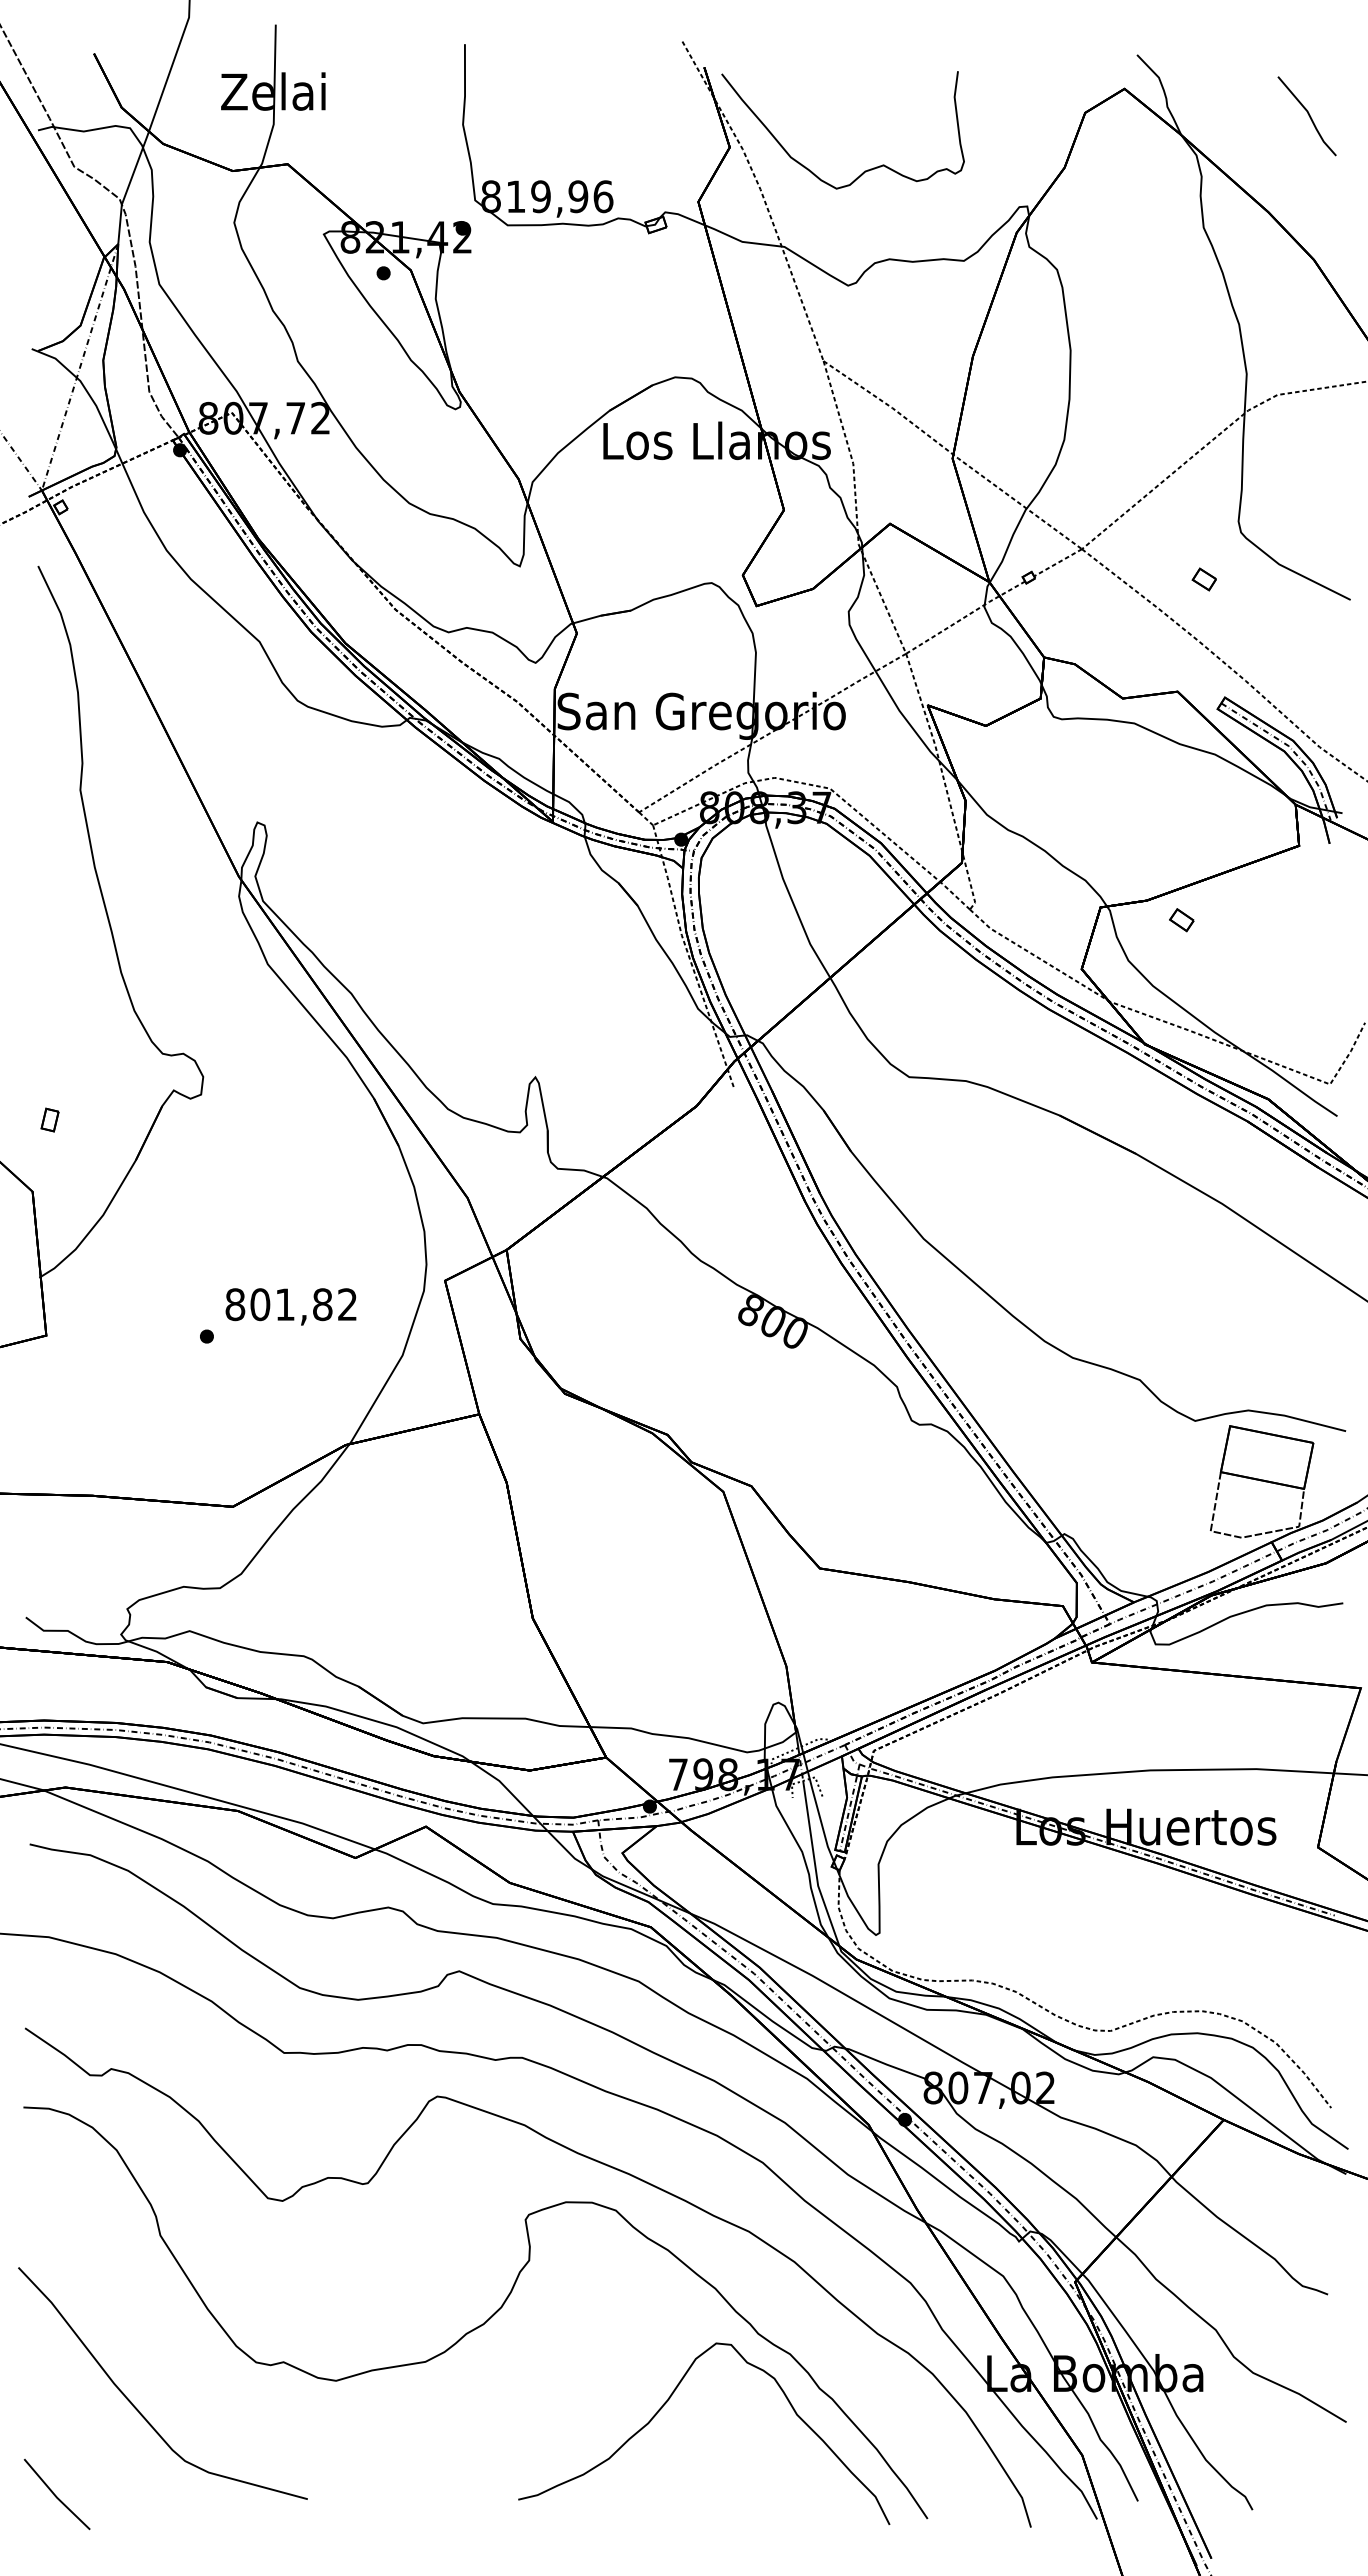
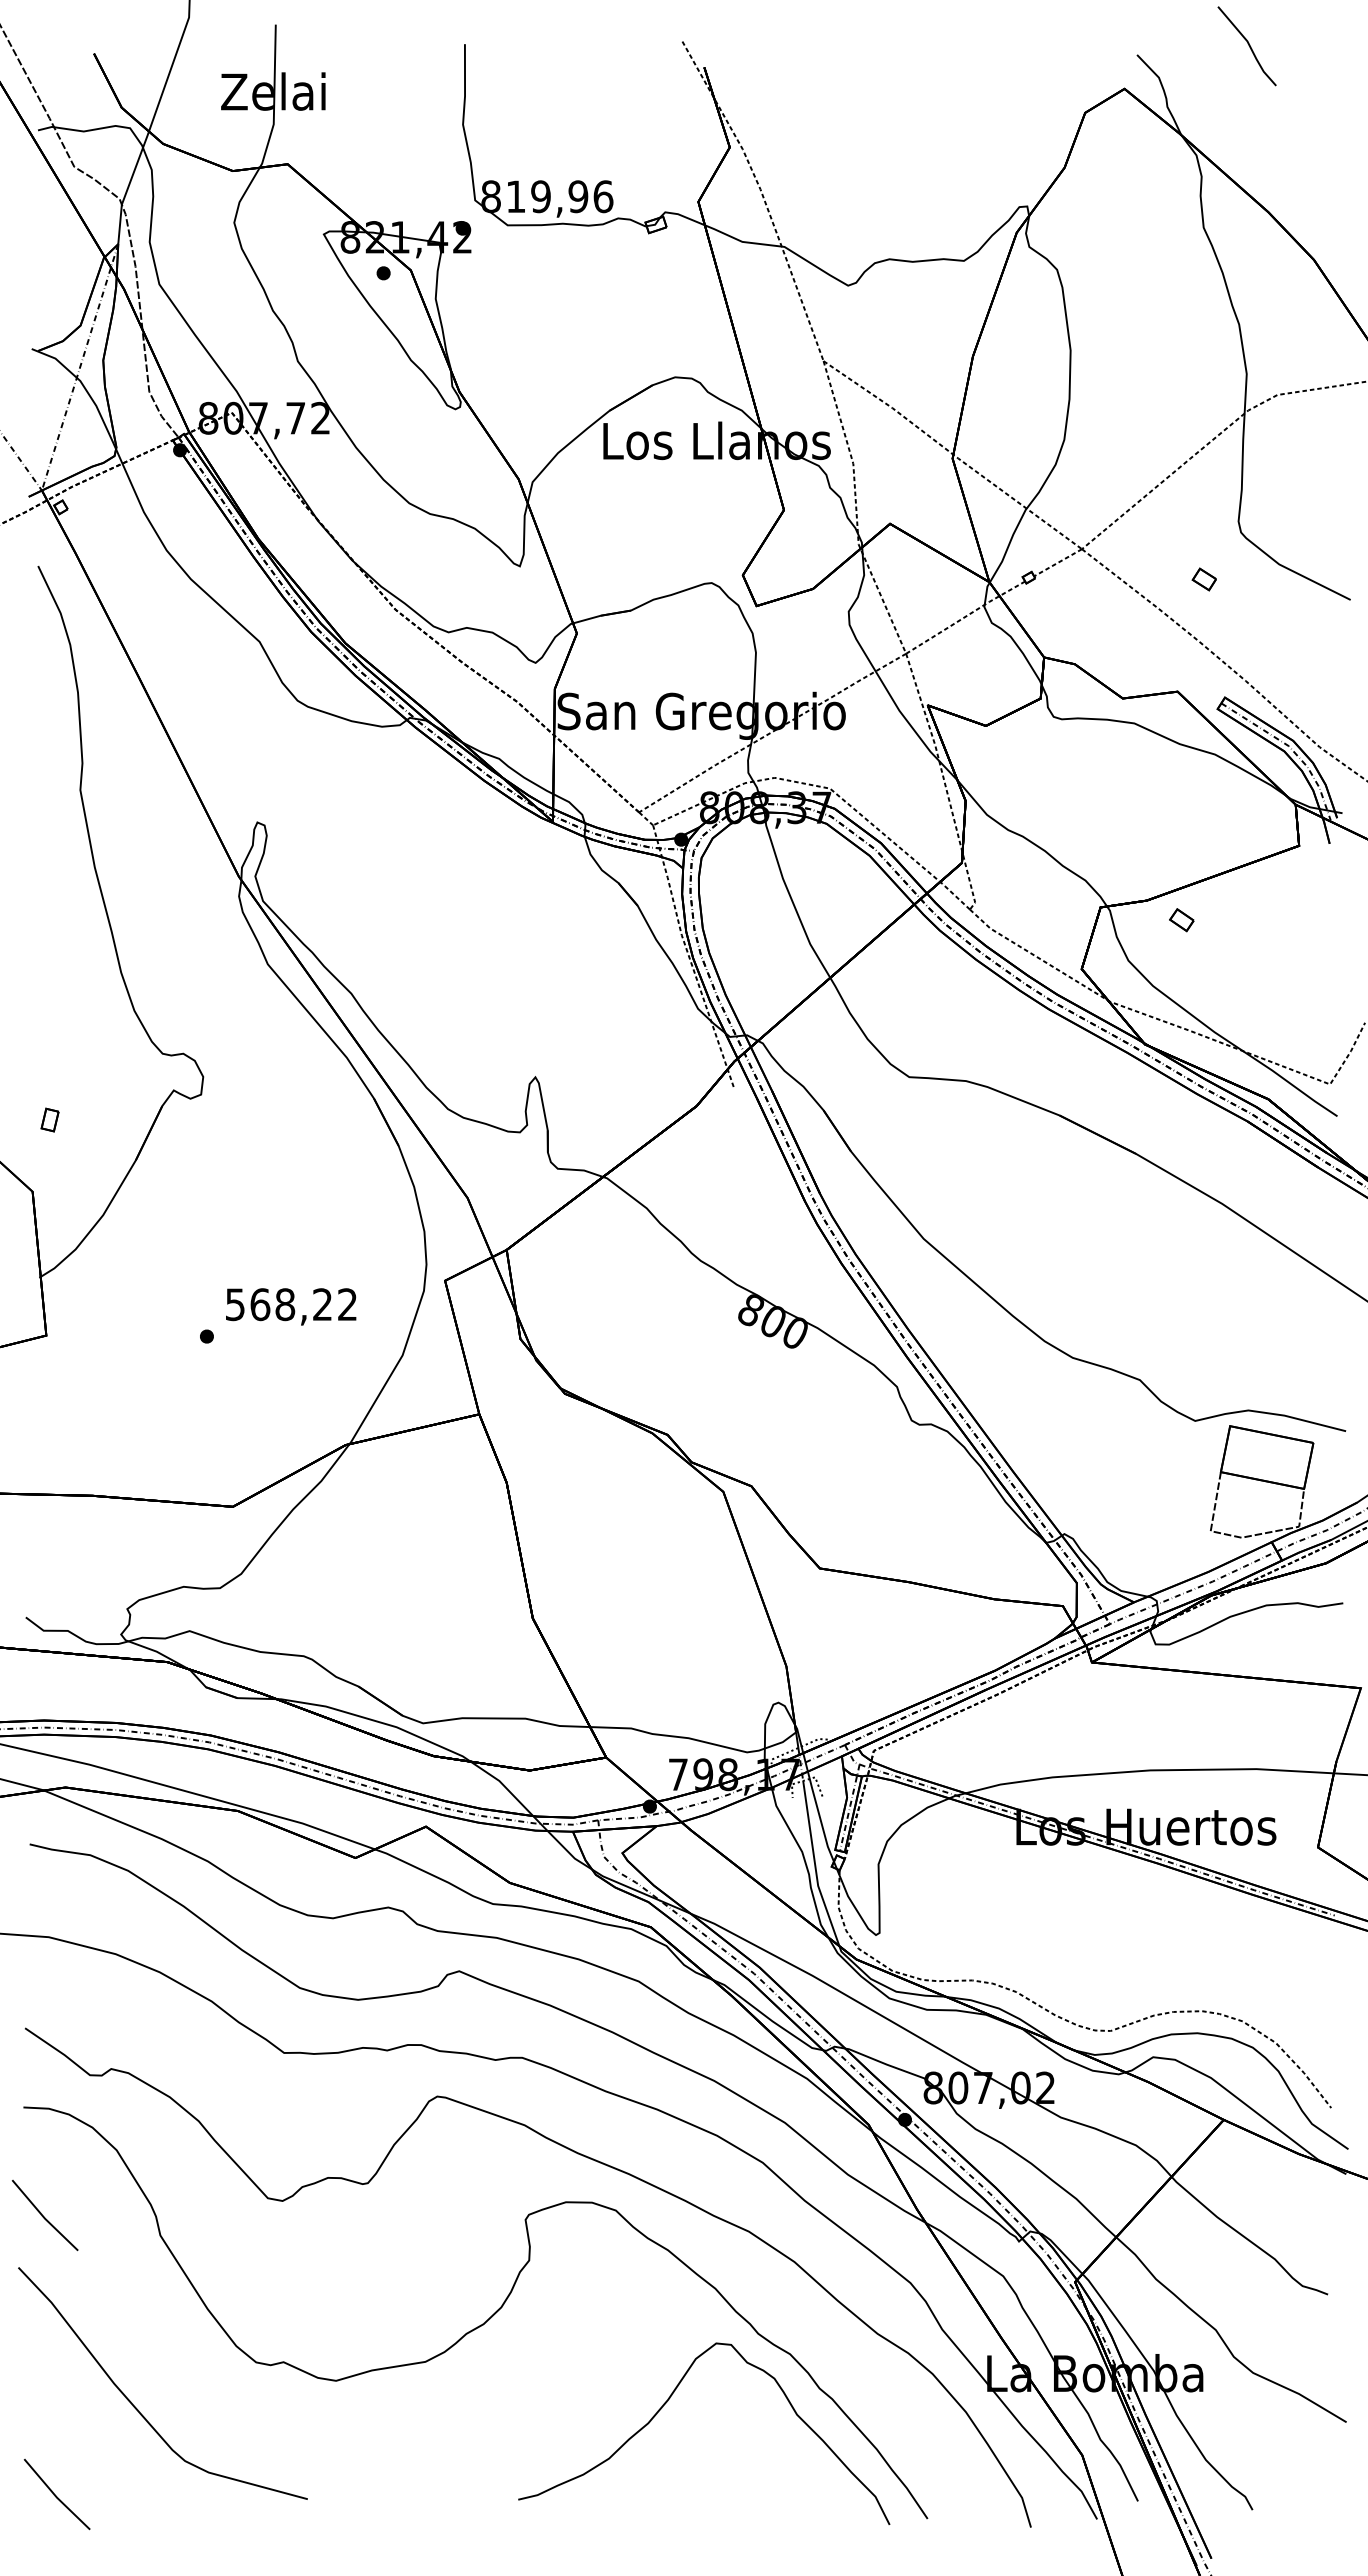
line position: (1308, 115) -> (1248, 45) (1248, 45)
curve: present -> none (863, 171)
text: 801,82 -> 568,22 (278, 1304)
line: none -> present (43, 2215)
